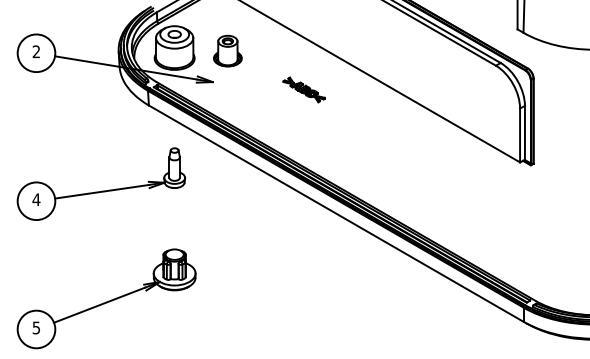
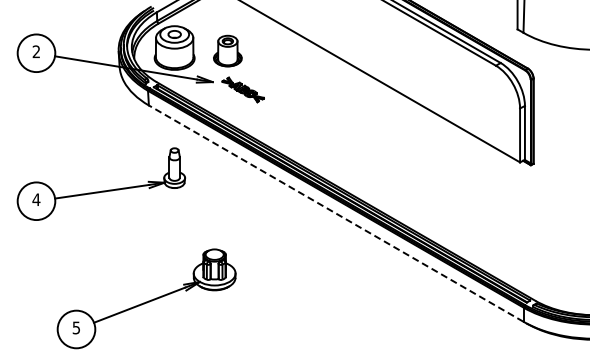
part position: (303, 89) -> (242, 89) (242, 89)
line: solid -> dashed (335, 213)
part position: (106, 298) -> (146, 298) (146, 298)
